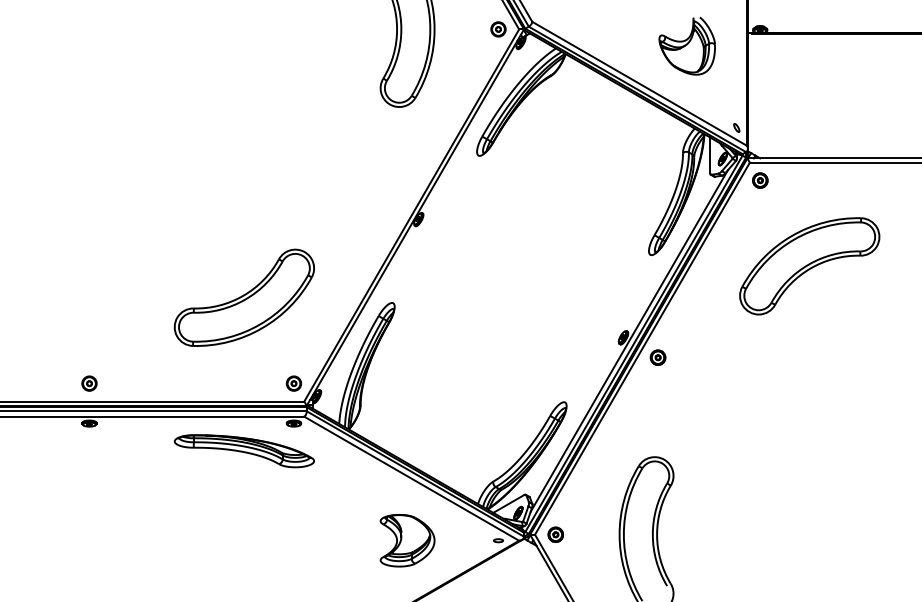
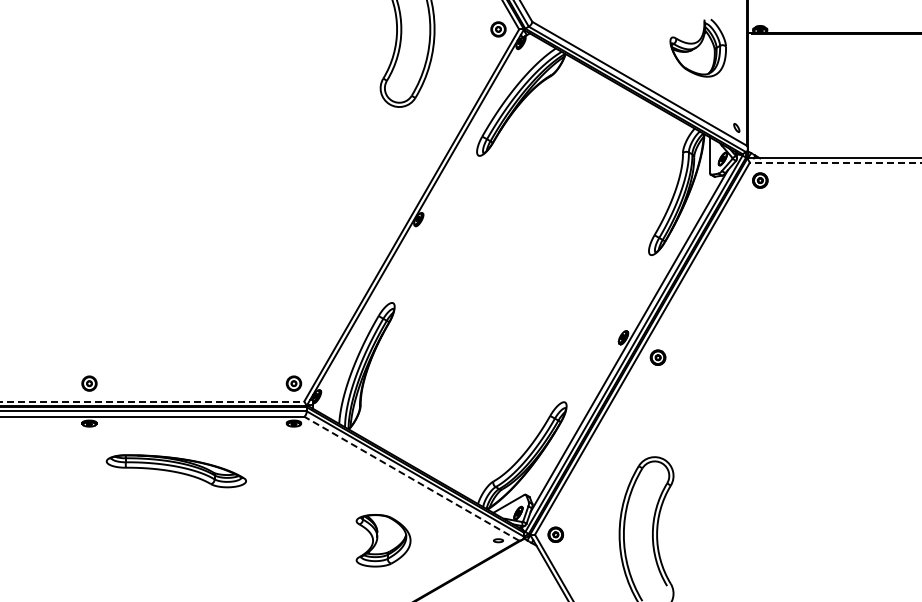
part position: (686, 45) -> (697, 47) (697, 47)
line: solid -> dashed (835, 162)
part: present -> none (809, 266)
part: present -> none (244, 297)
line: solid -> dashed (152, 401)
part position: (243, 451) -> (175, 471) (175, 471)
line: solid -> dashed (411, 478)
part position: (407, 540) -> (383, 540) (383, 540)
